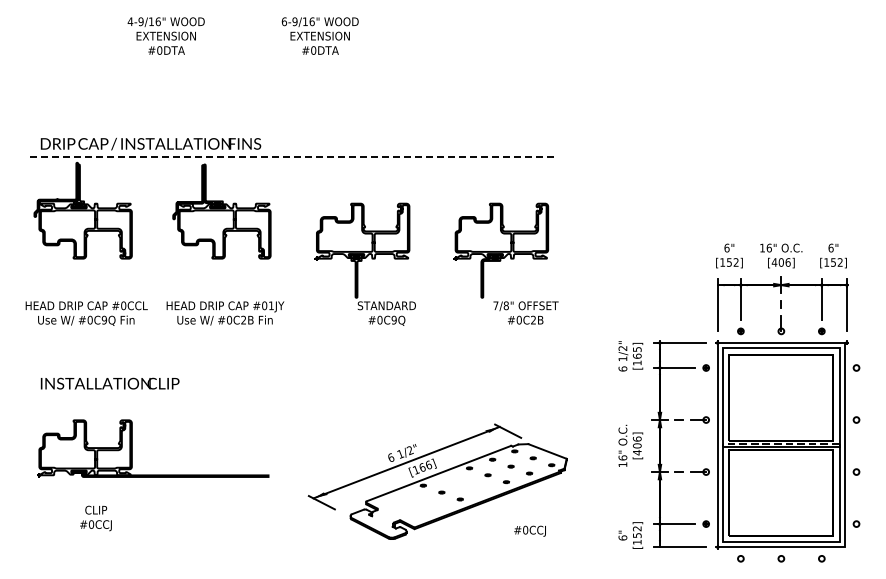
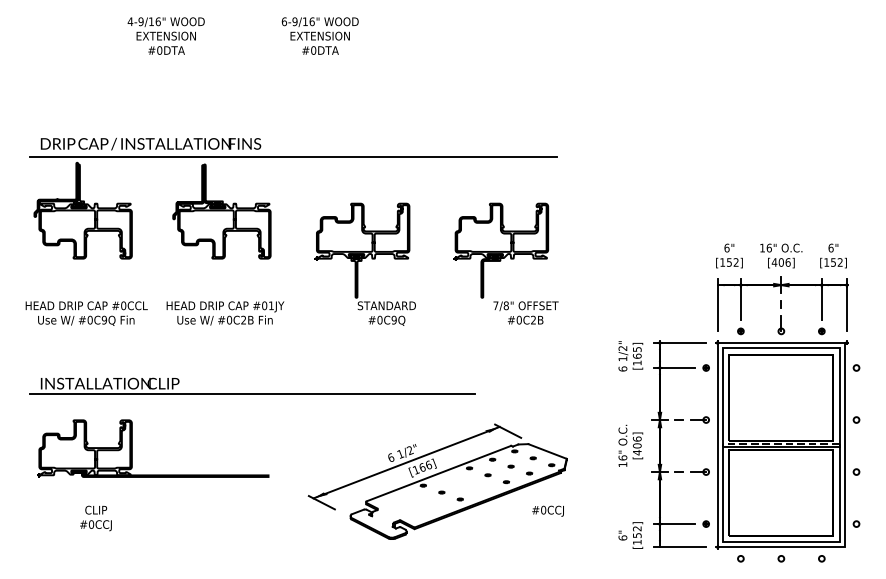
line: dashed -> solid (293, 156)
line: none -> present (252, 393)
text position: (529, 530) -> (547, 510) (547, 510)
